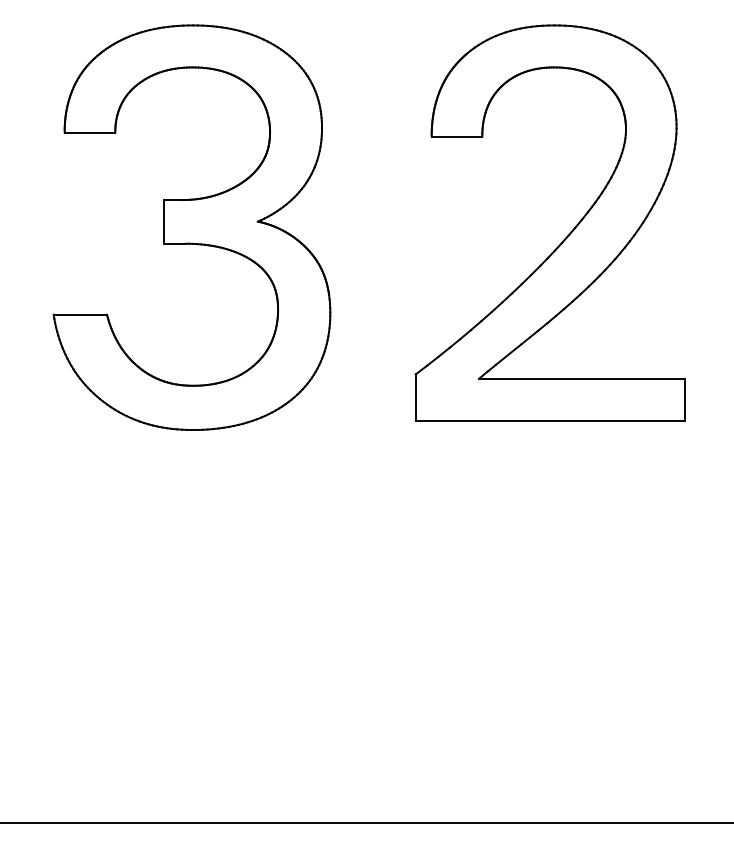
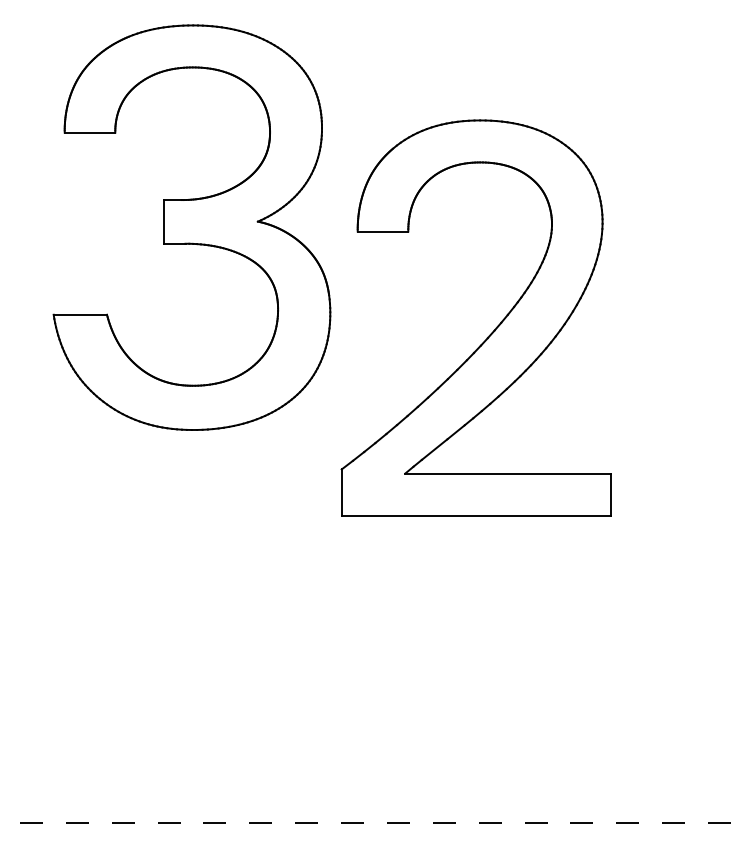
part position: (565, 237) -> (491, 332) (491, 332)
line: solid -> dashed (367, 822)
